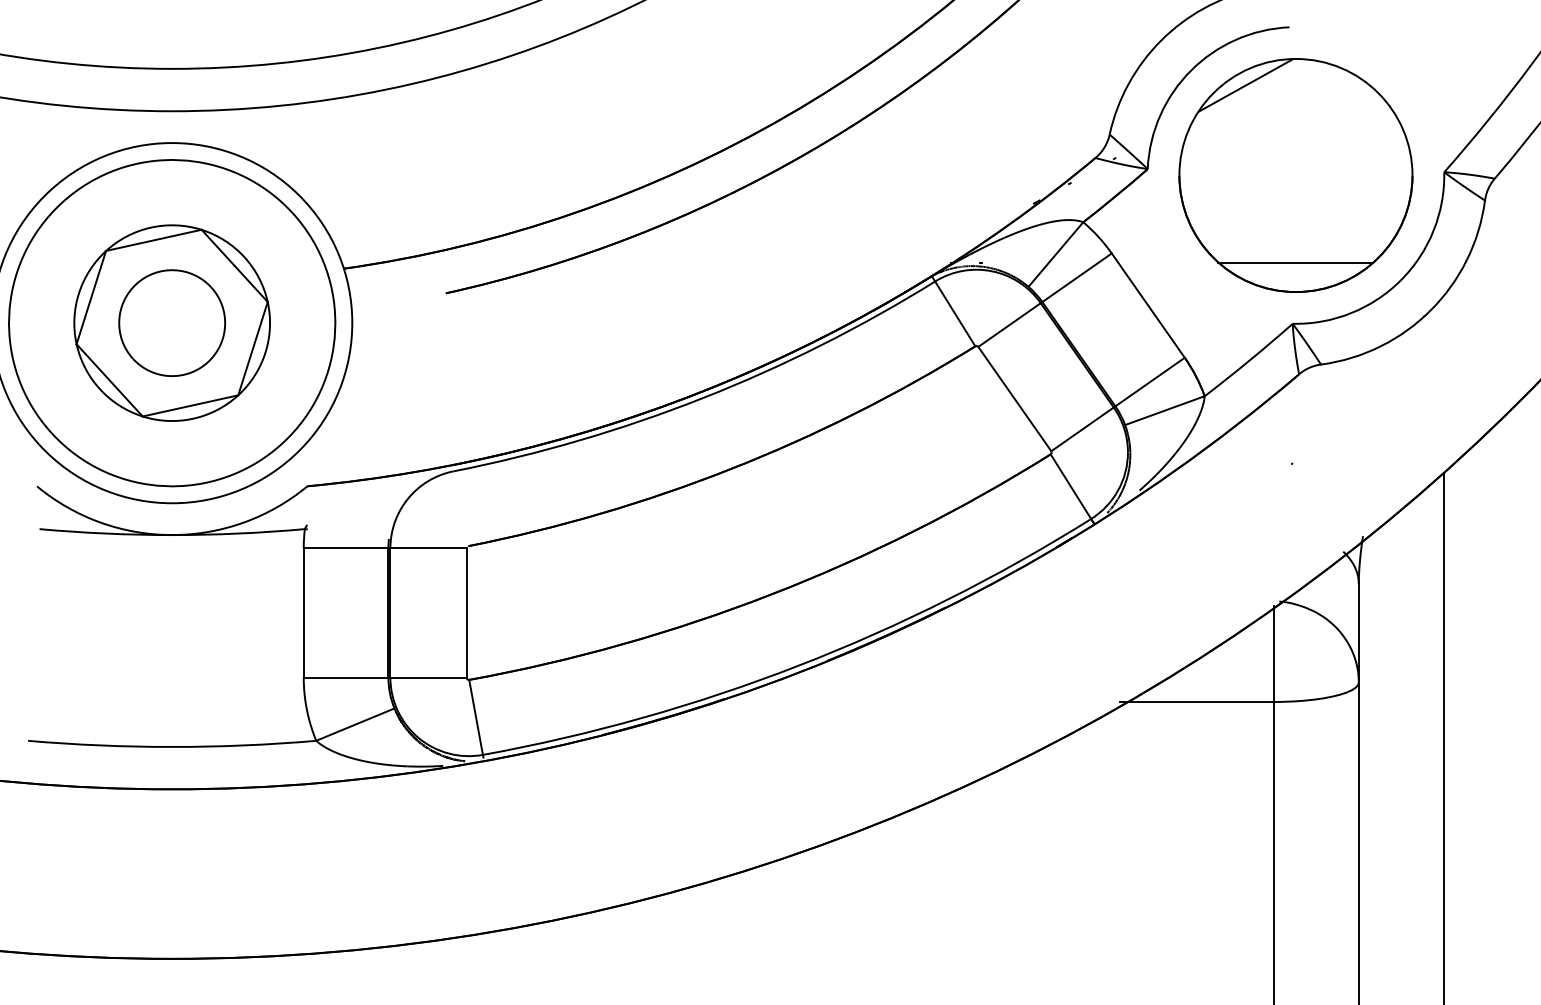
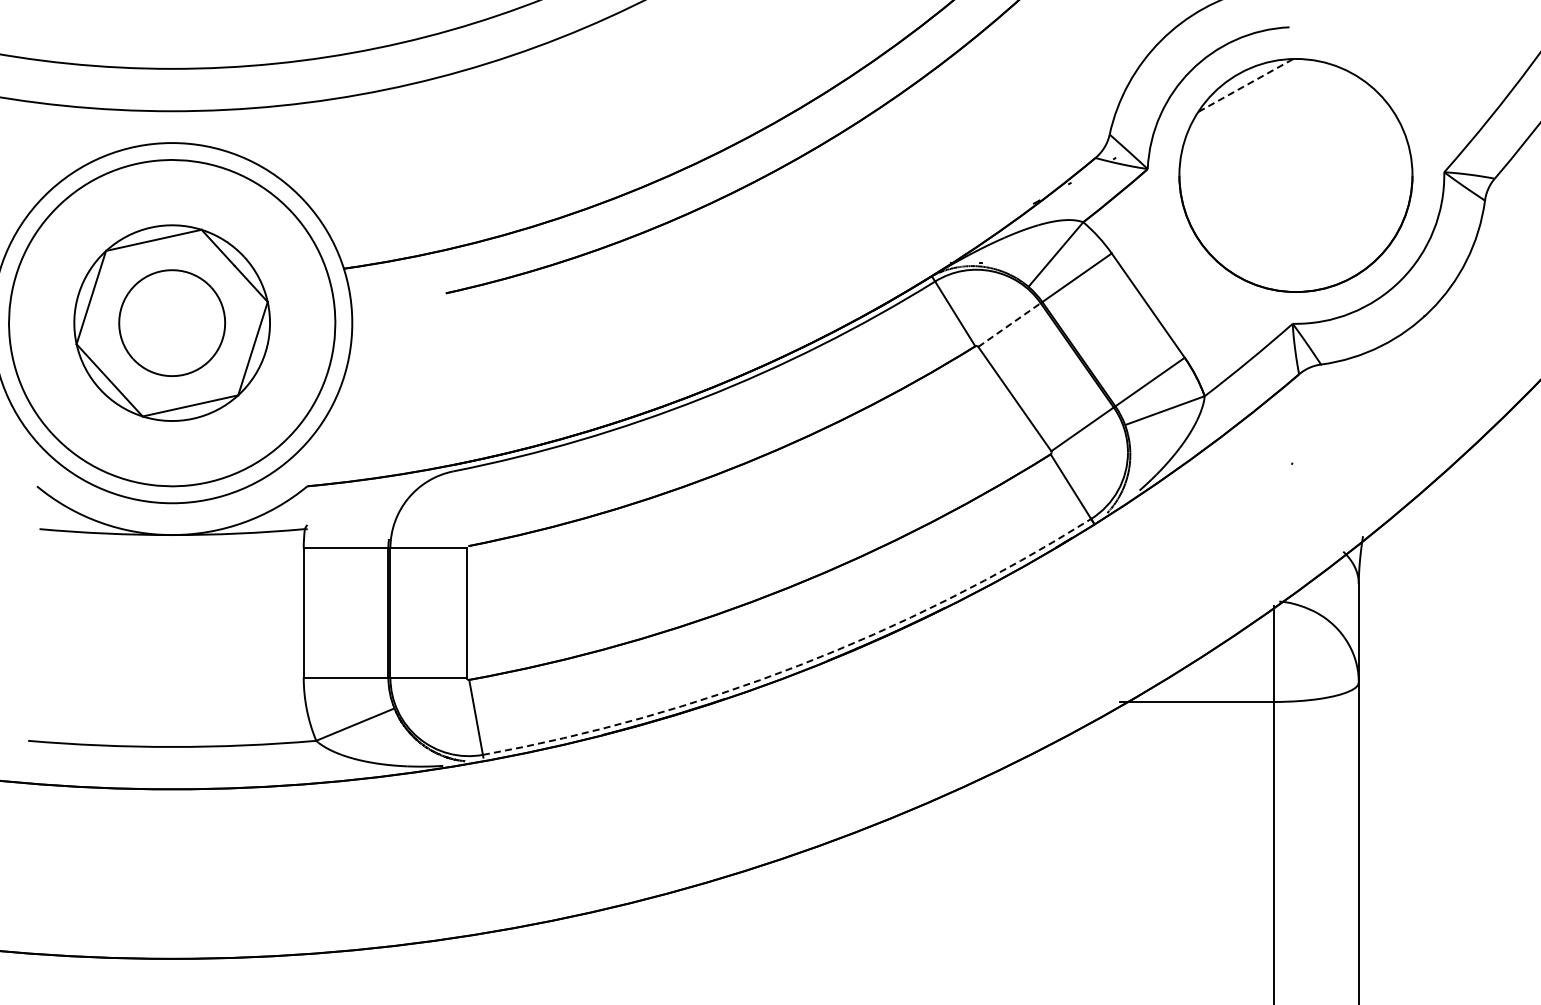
line: solid -> dashed (1245, 85)
line: present -> none (1295, 262)
line: solid -> dashed (1009, 324)
arc: solid -> dashed (798, 665)
line: present -> none (1443, 737)
